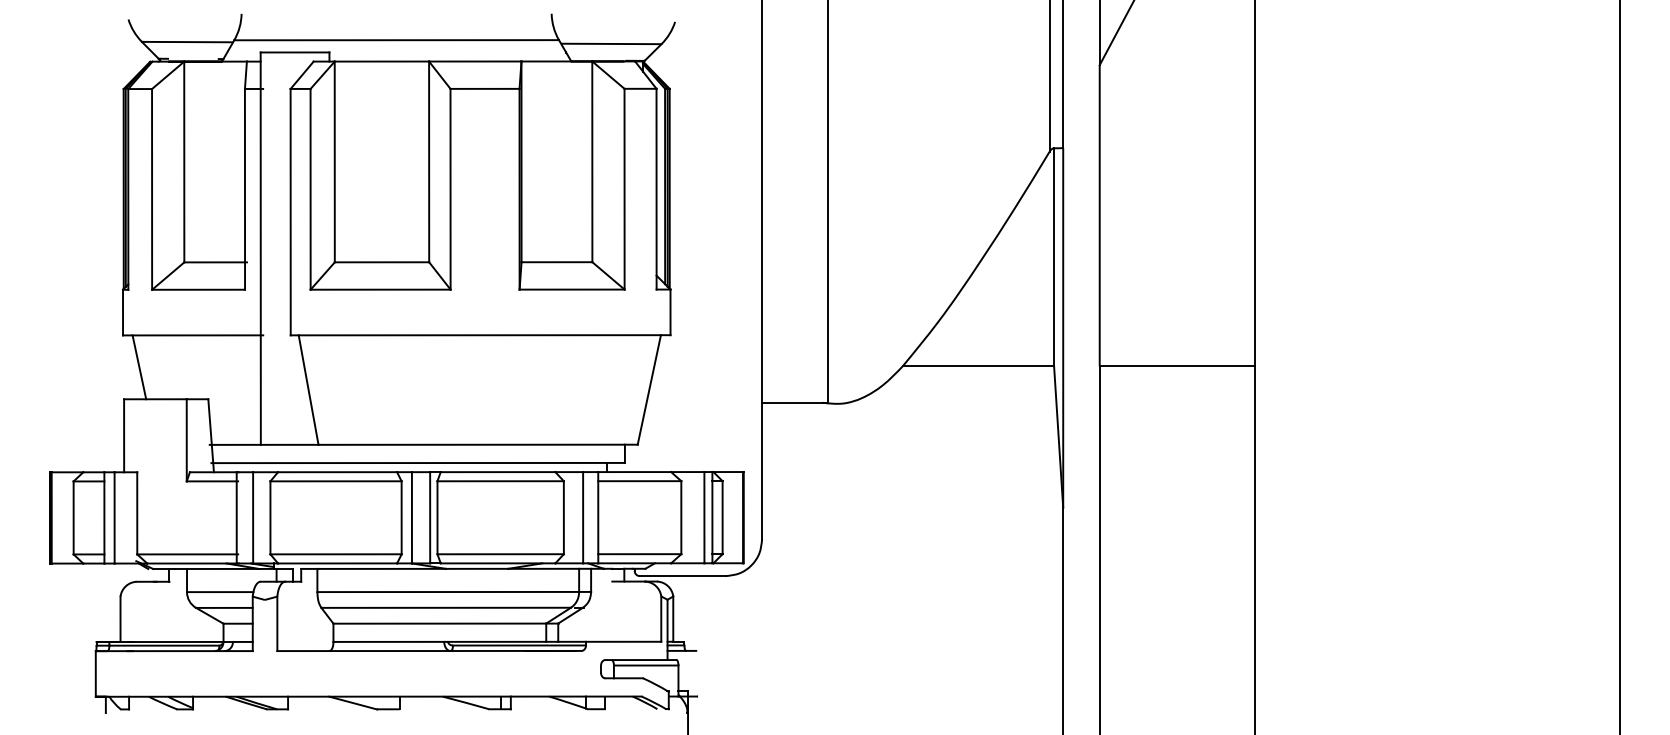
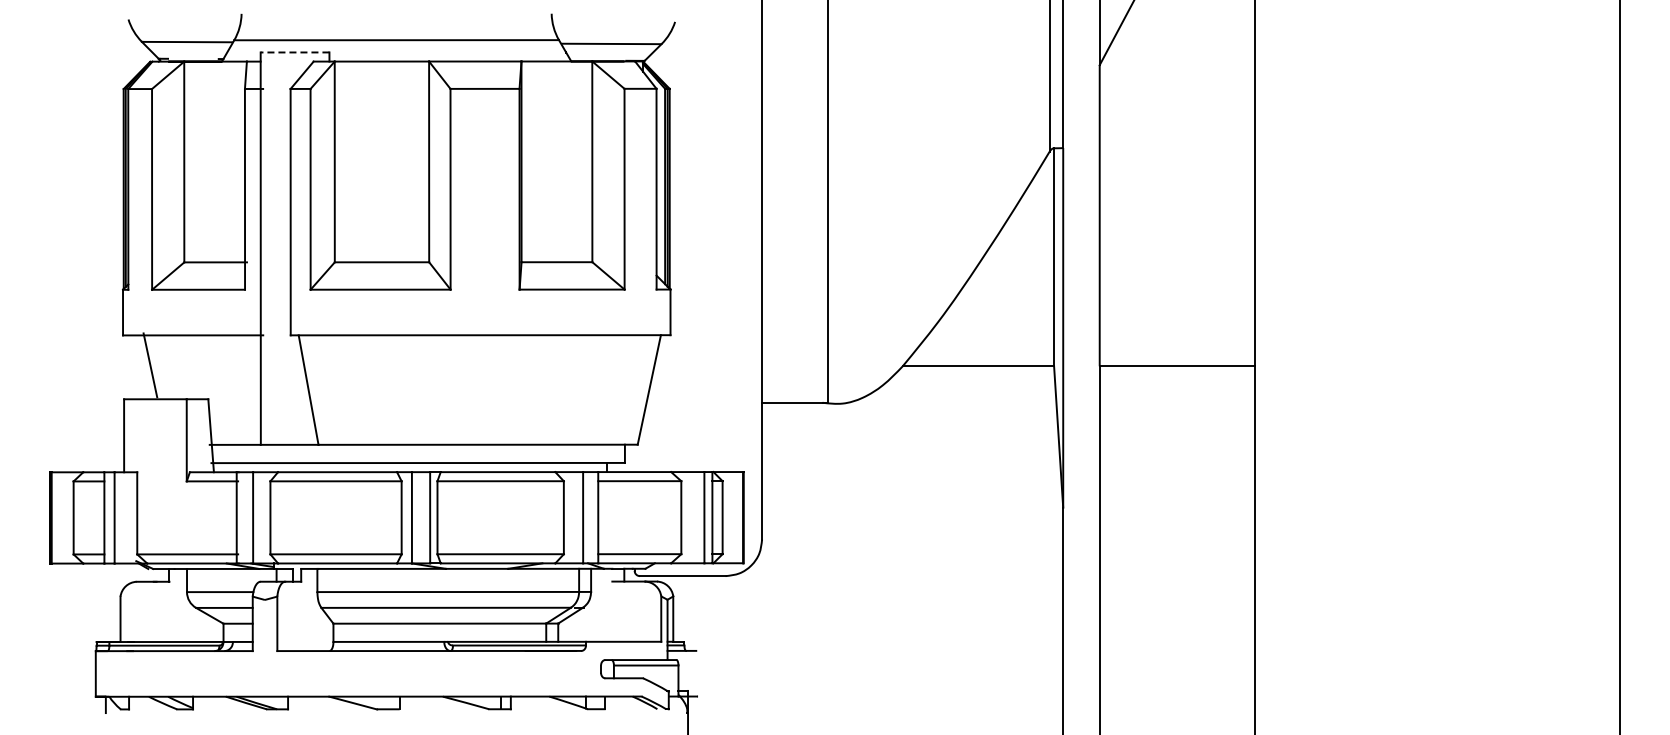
line: solid -> dashed (294, 52)
line position: (139, 367) -> (150, 365) (150, 365)
